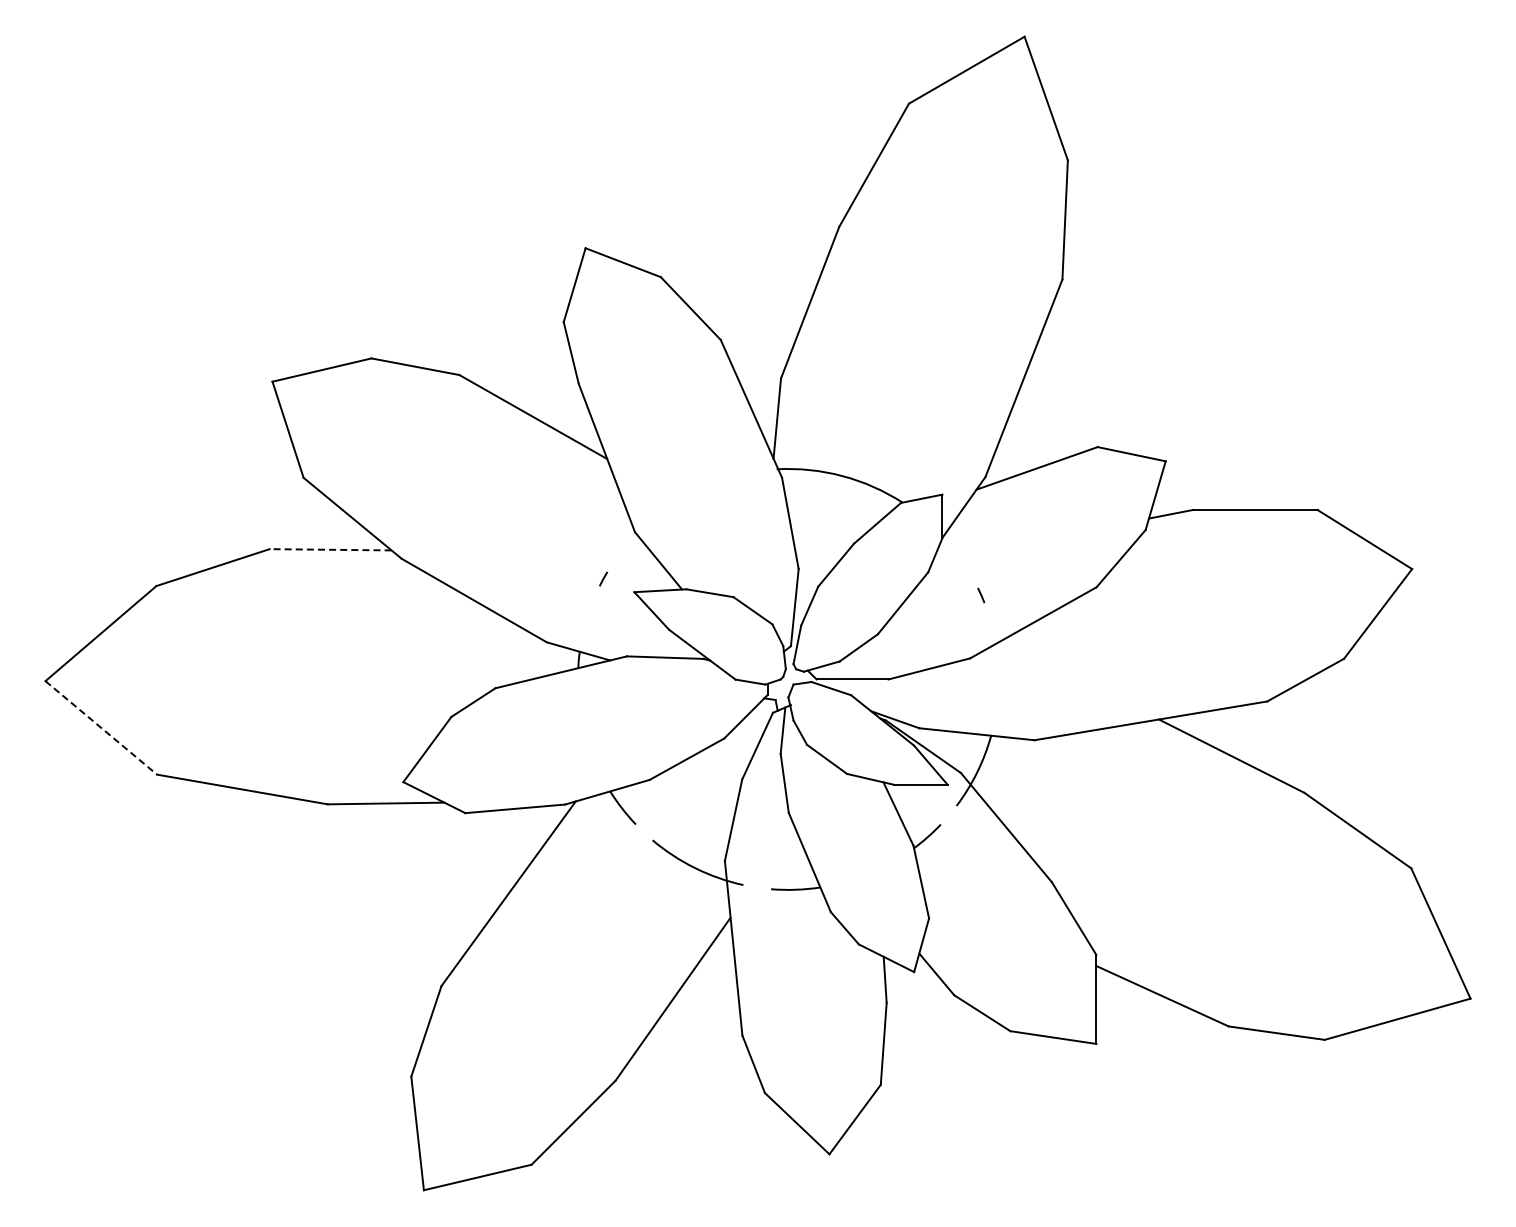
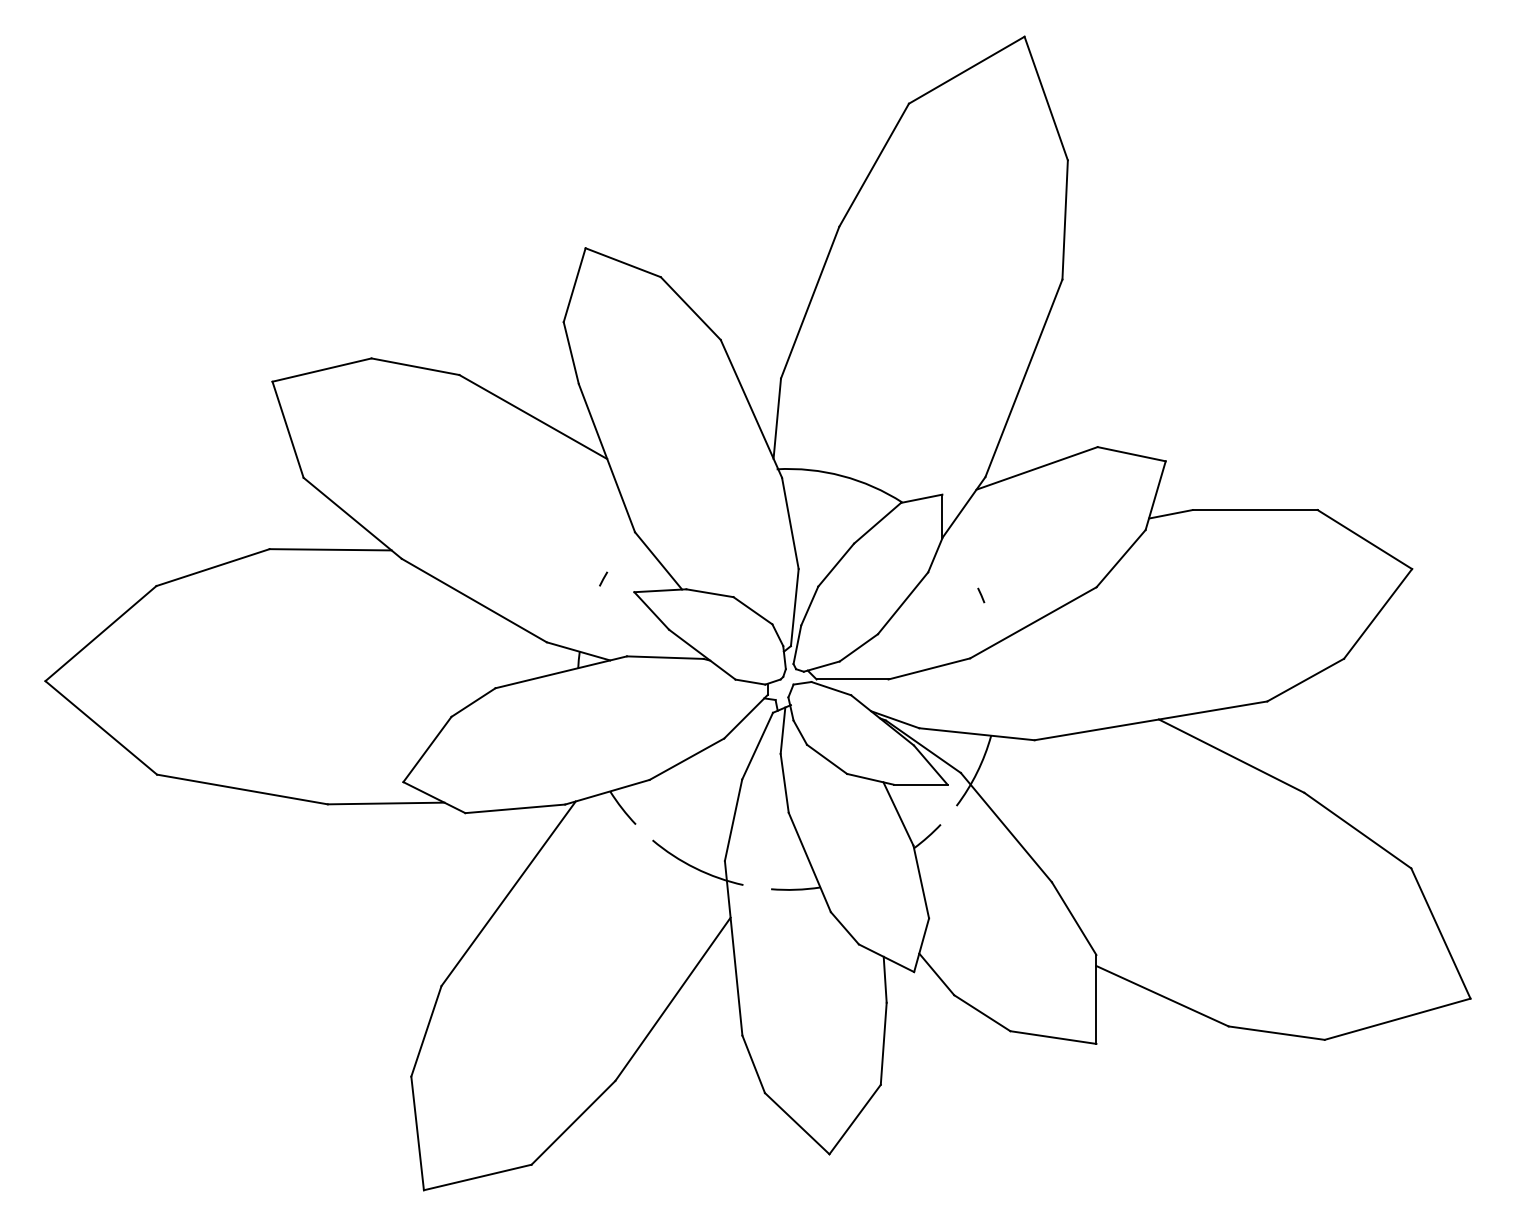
line: dashed -> solid (330, 549)
line: dashed -> solid (101, 727)
